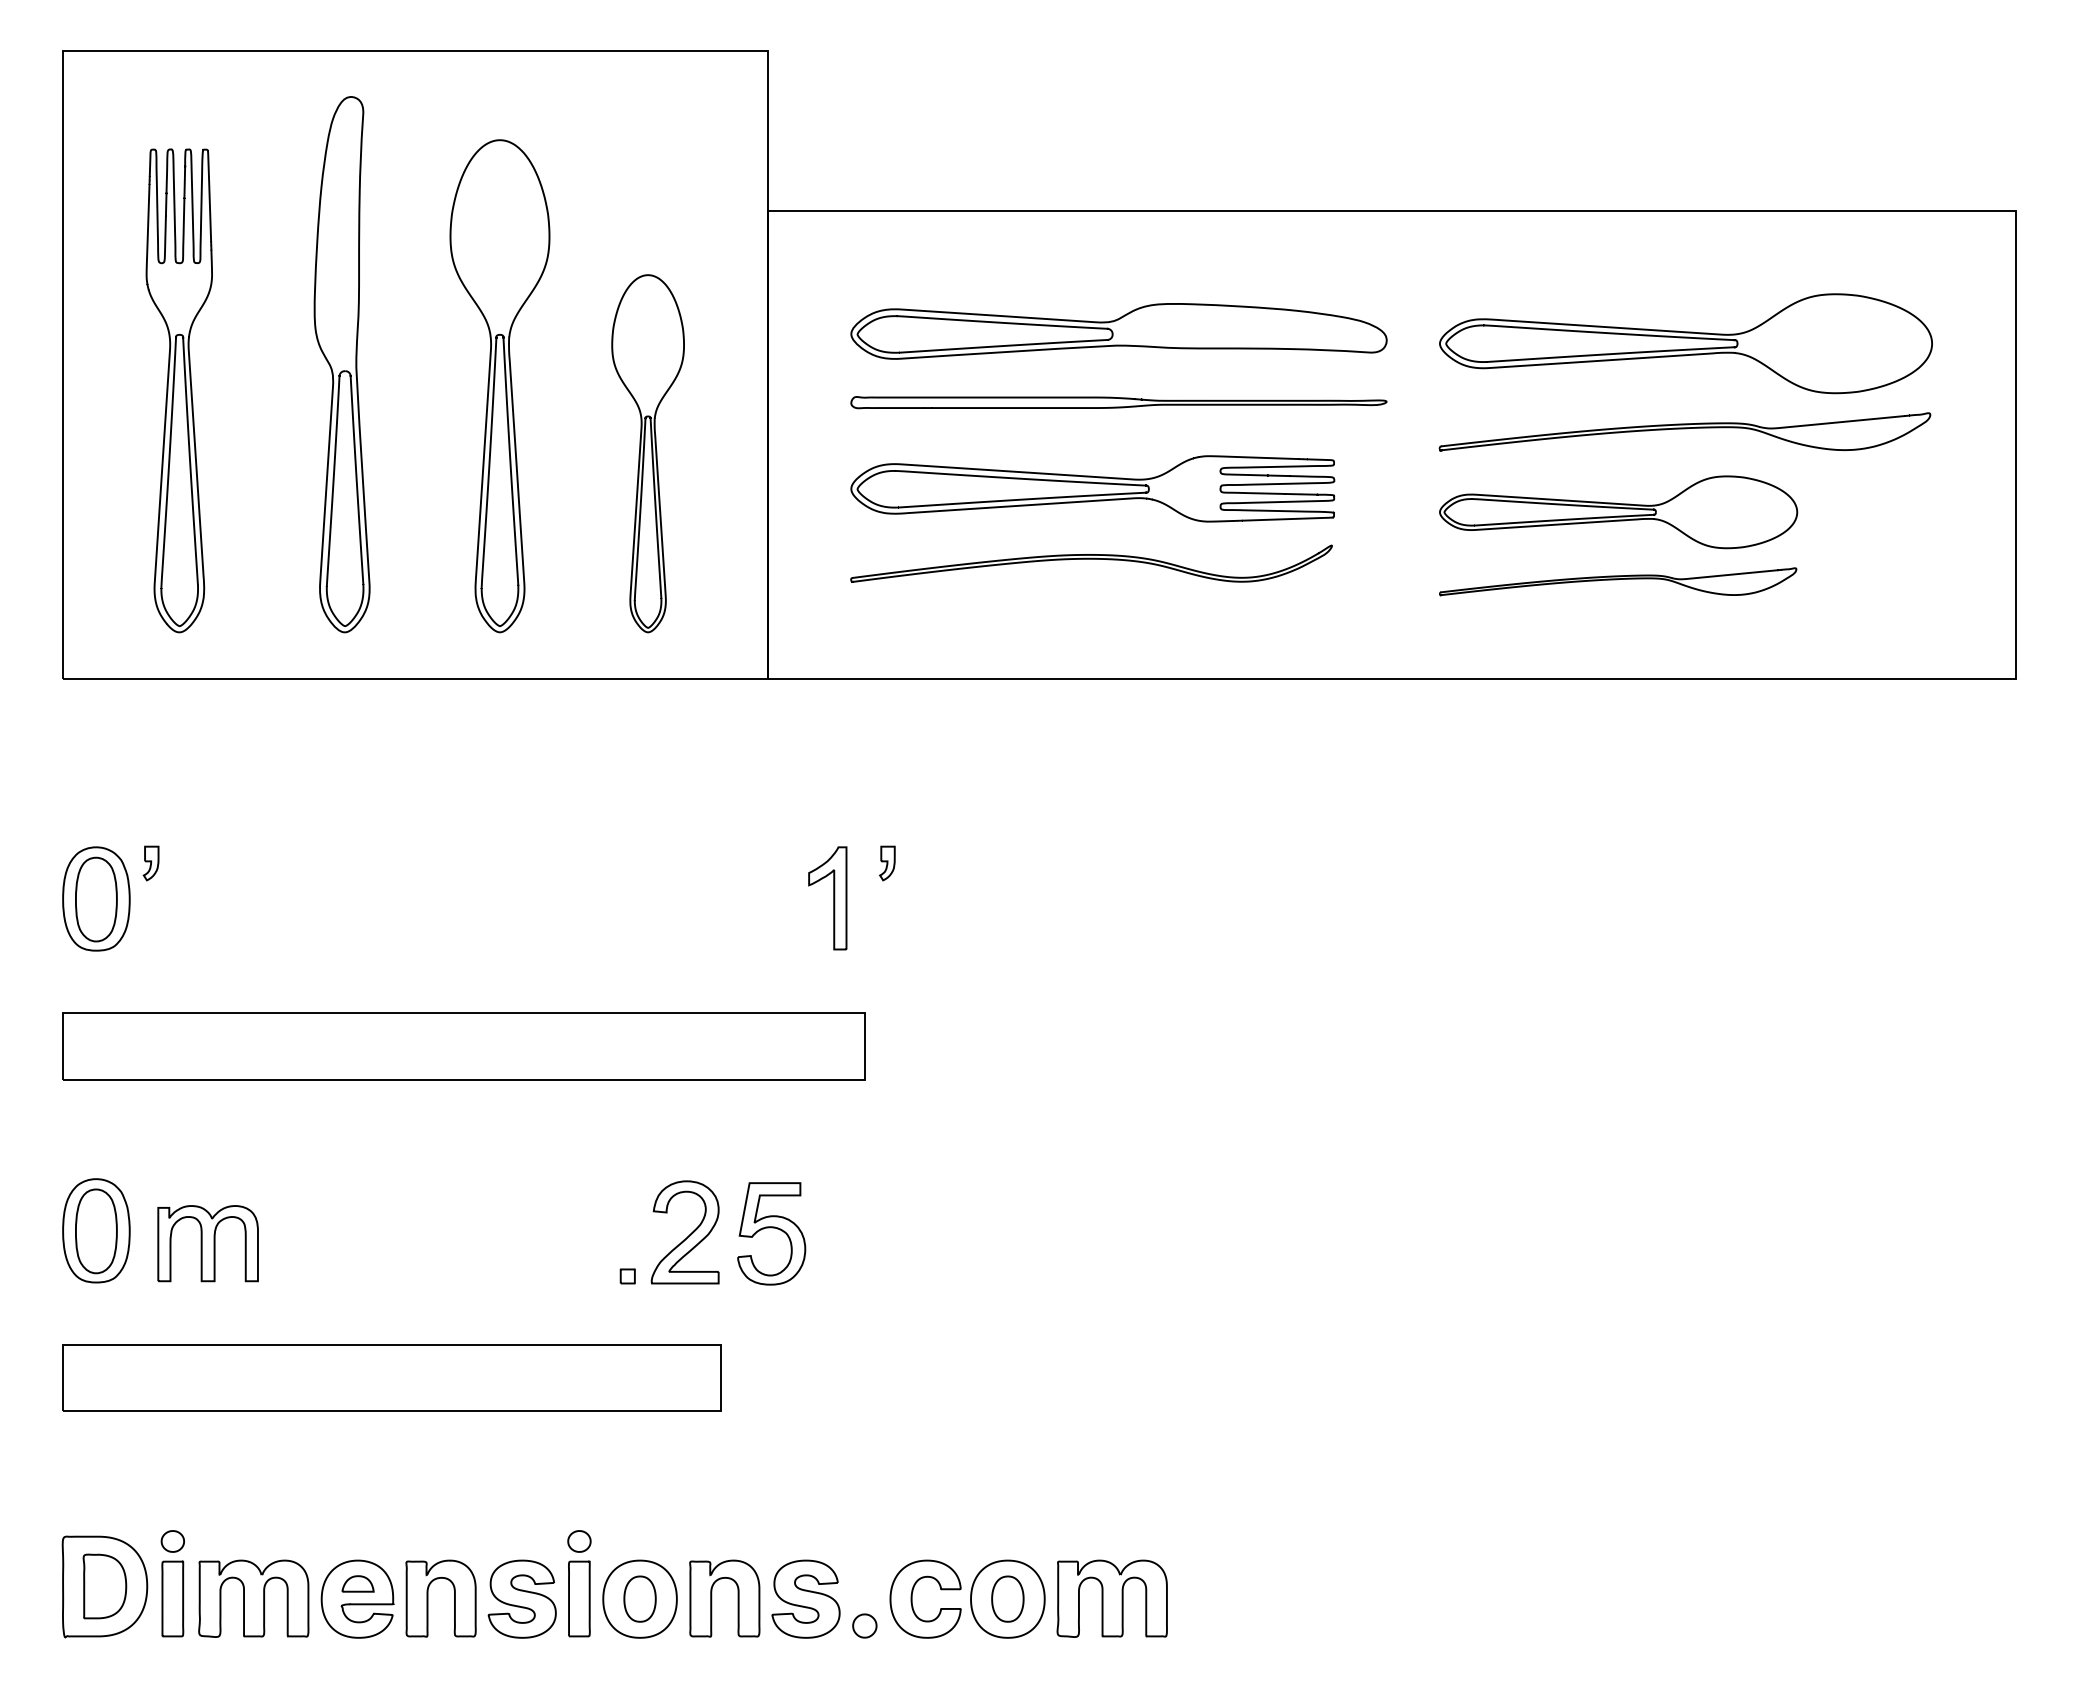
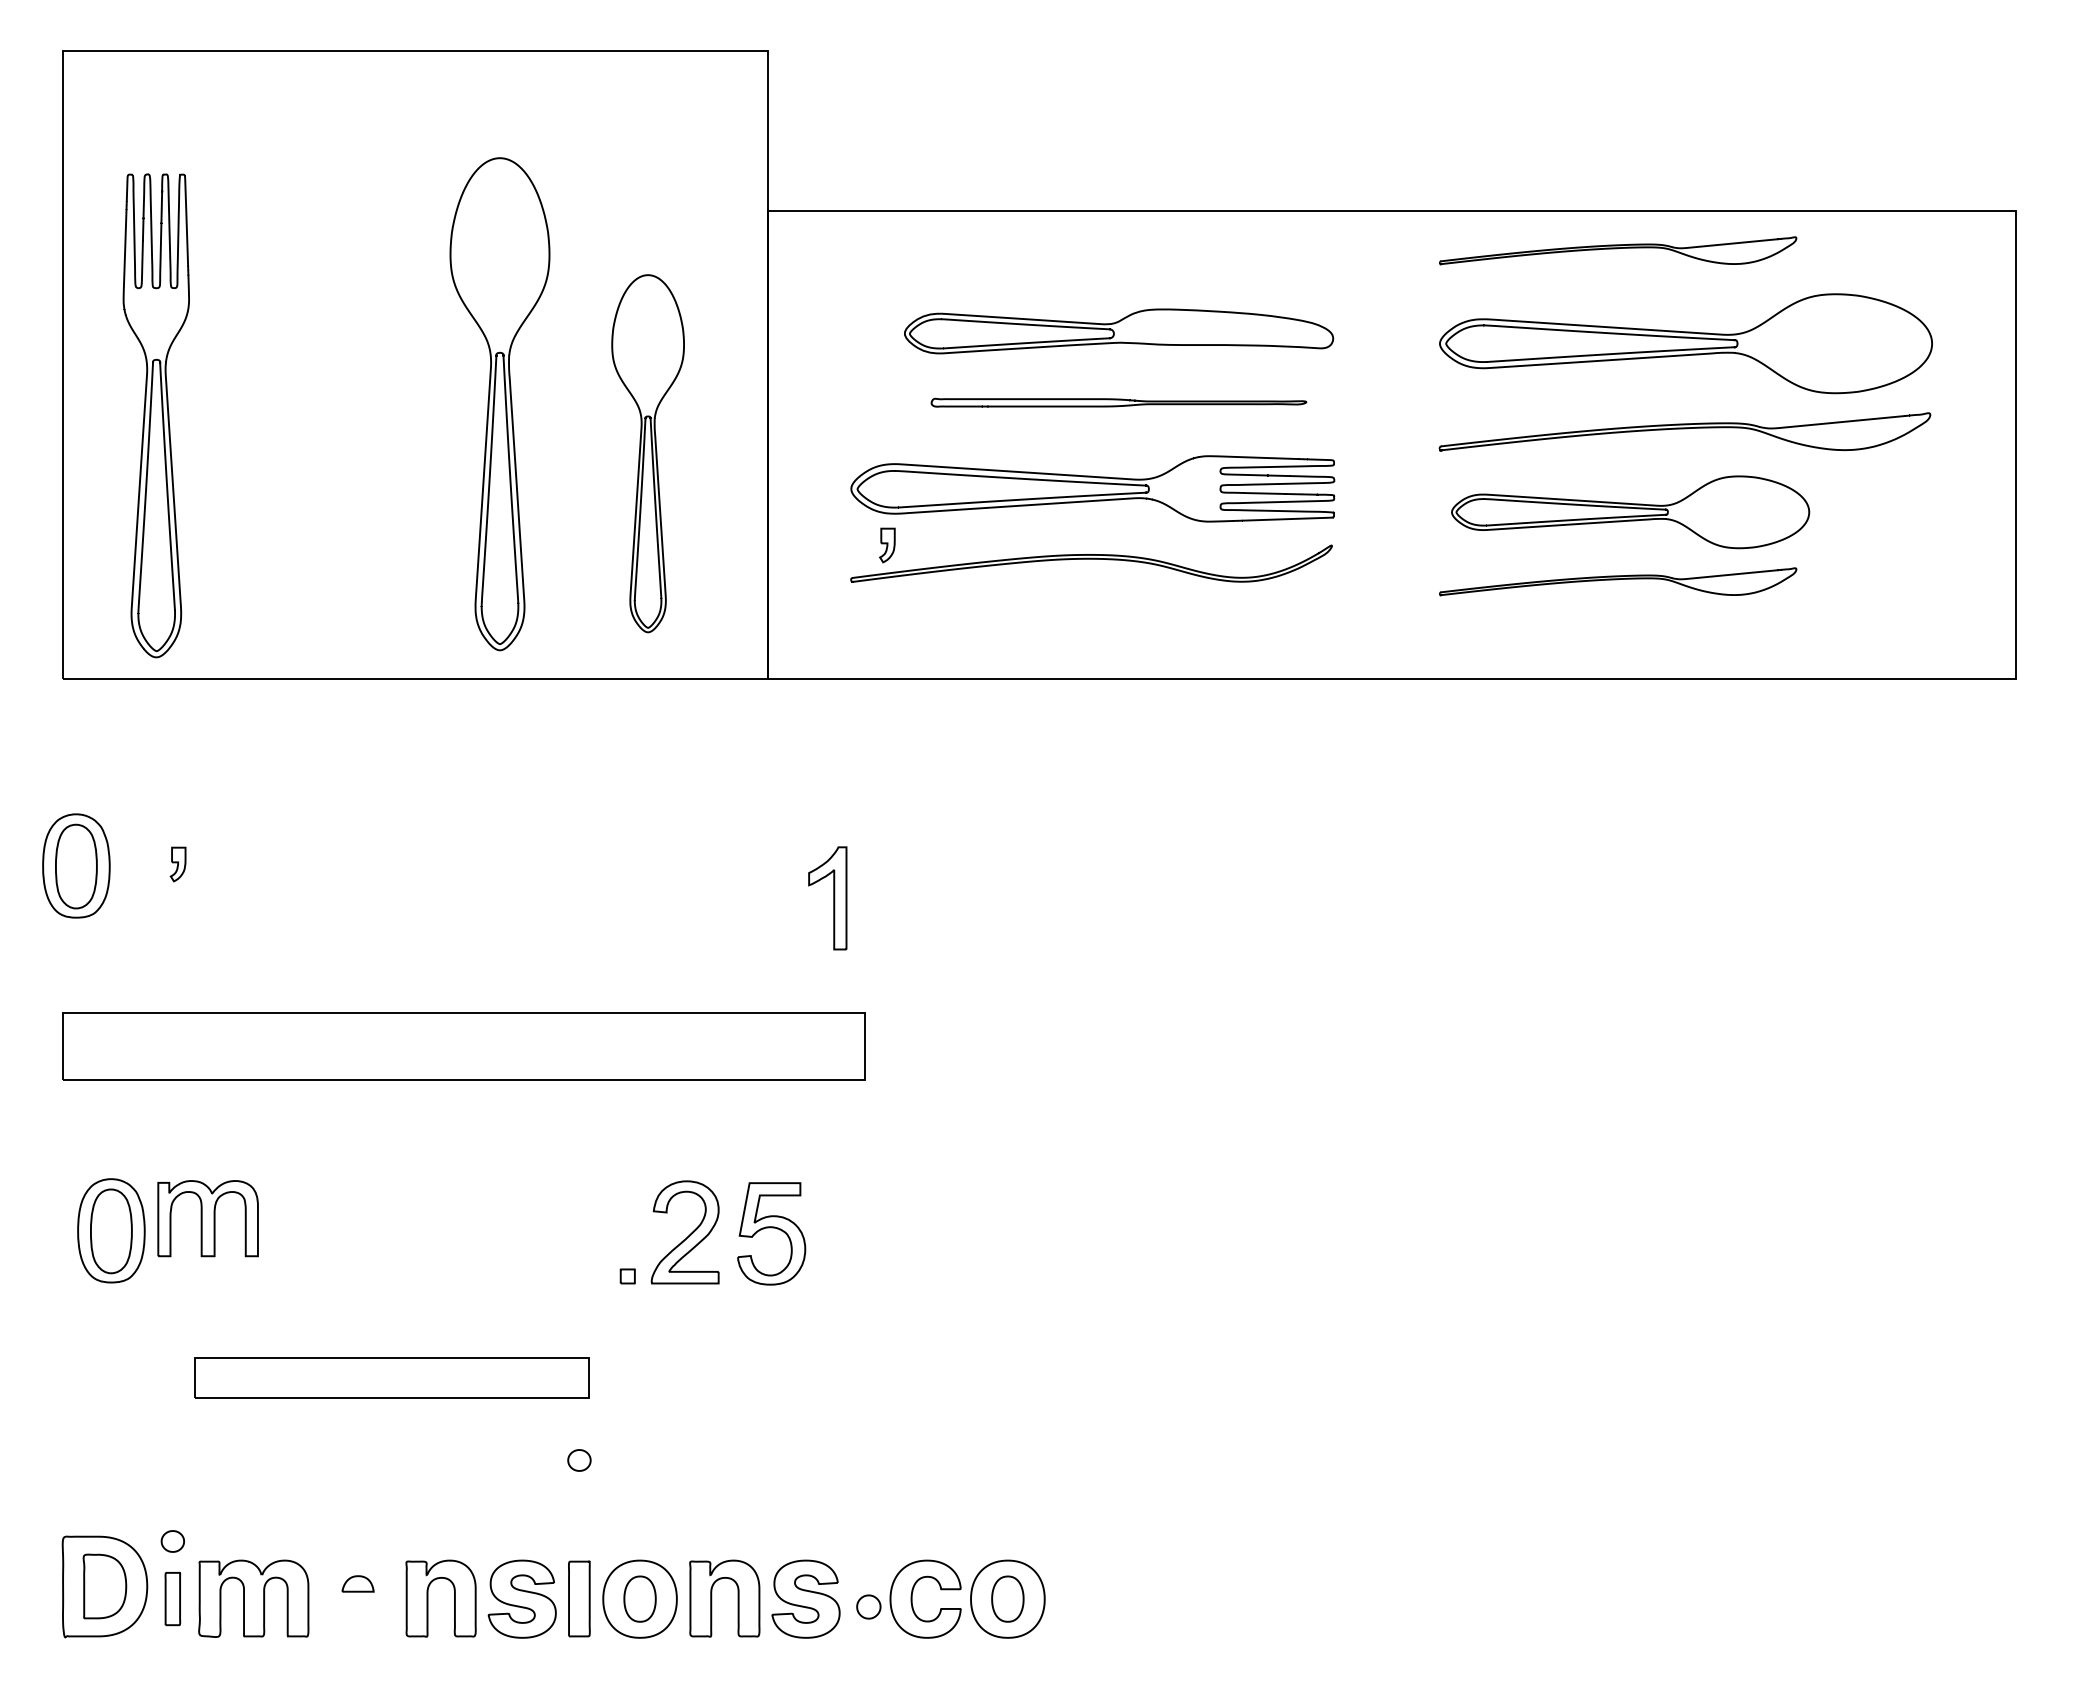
part: none -> present (1618, 250)
part size: 538x57 px -> 431x47 px (1119, 331)
part: present -> none (341, 364)
part position: (499, 386) -> (499, 404) (499, 404)
part position: (178, 390) -> (155, 415) (155, 415)
part size: 538x14 px -> 378x11 px (1118, 402)
part position: (1618, 512) -> (1630, 512) (1630, 512)
part position: (150, 863) -> (177, 864) (177, 864)
part position: (887, 863) -> (887, 545) (887, 545)
part position: (96, 898) -> (76, 865) (76, 865)
part position: (96, 1230) -> (111, 1230) (111, 1230)
part position: (207, 1243) -> (207, 1218) (207, 1218)
part size: 660x68 px -> 396x42 px (391, 1377)
part position: (579, 1541) -> (579, 1460) (579, 1460)
part size: 24x78 px -> 18x56 px (172, 1598)
part: present -> none (357, 1598)
part: present -> none (1111, 1598)
part position: (864, 1625) -> (868, 1606) (868, 1606)
